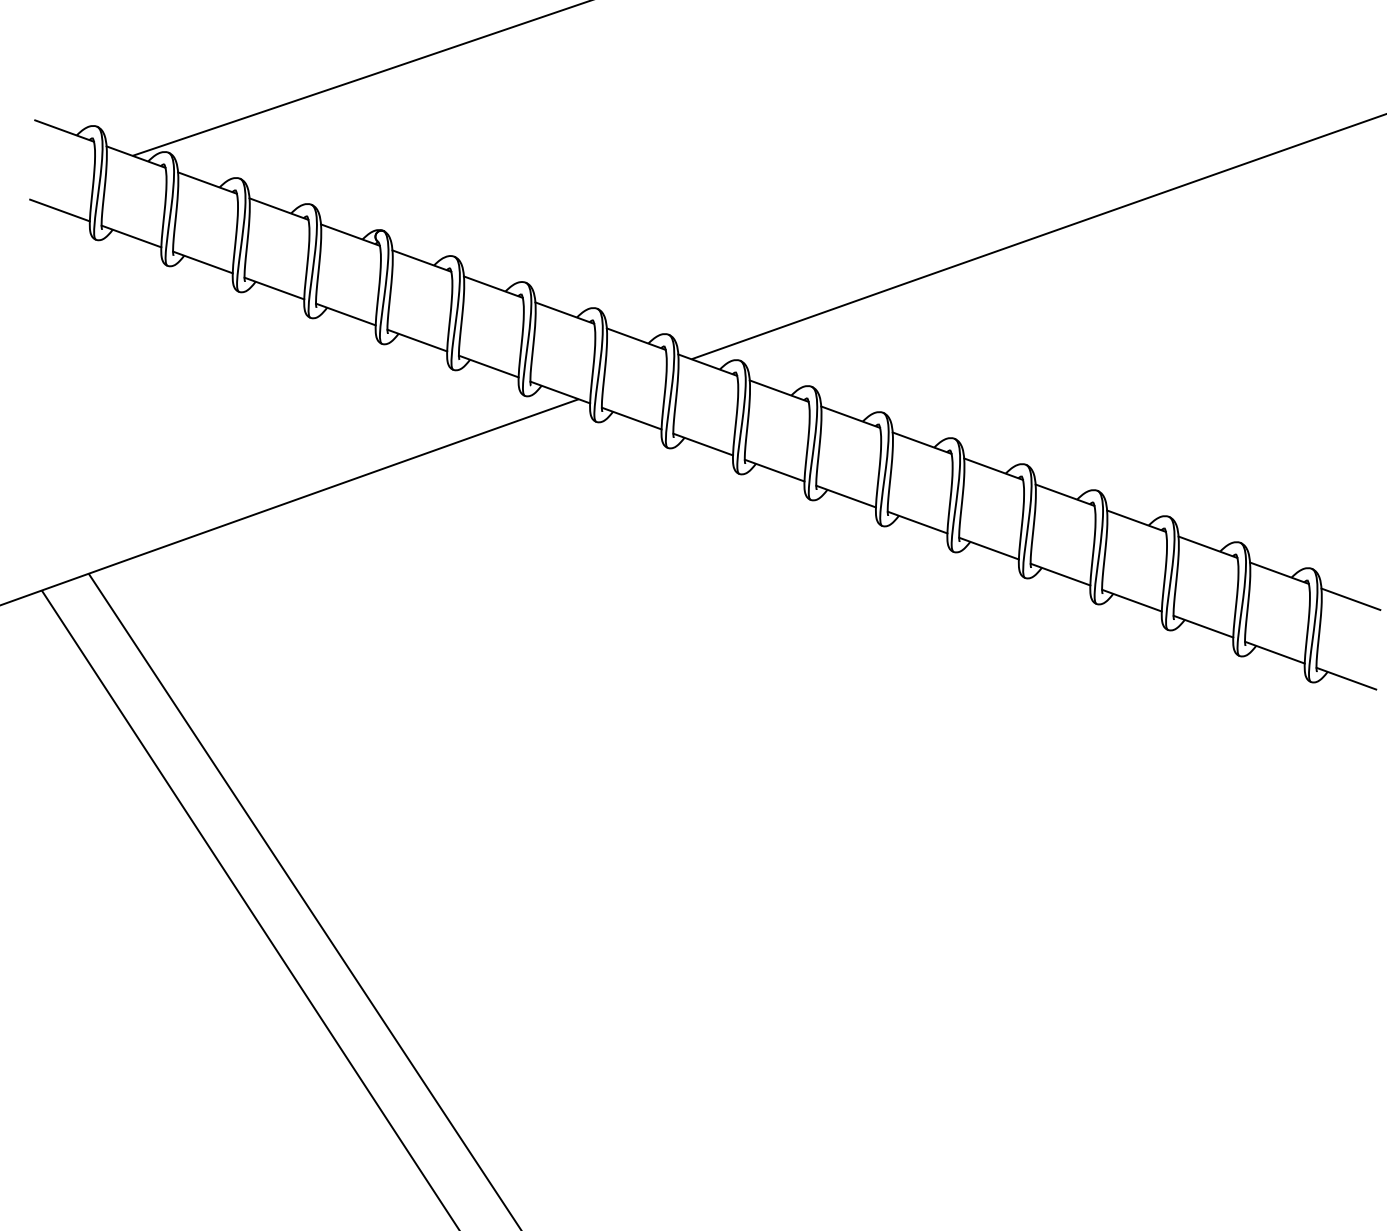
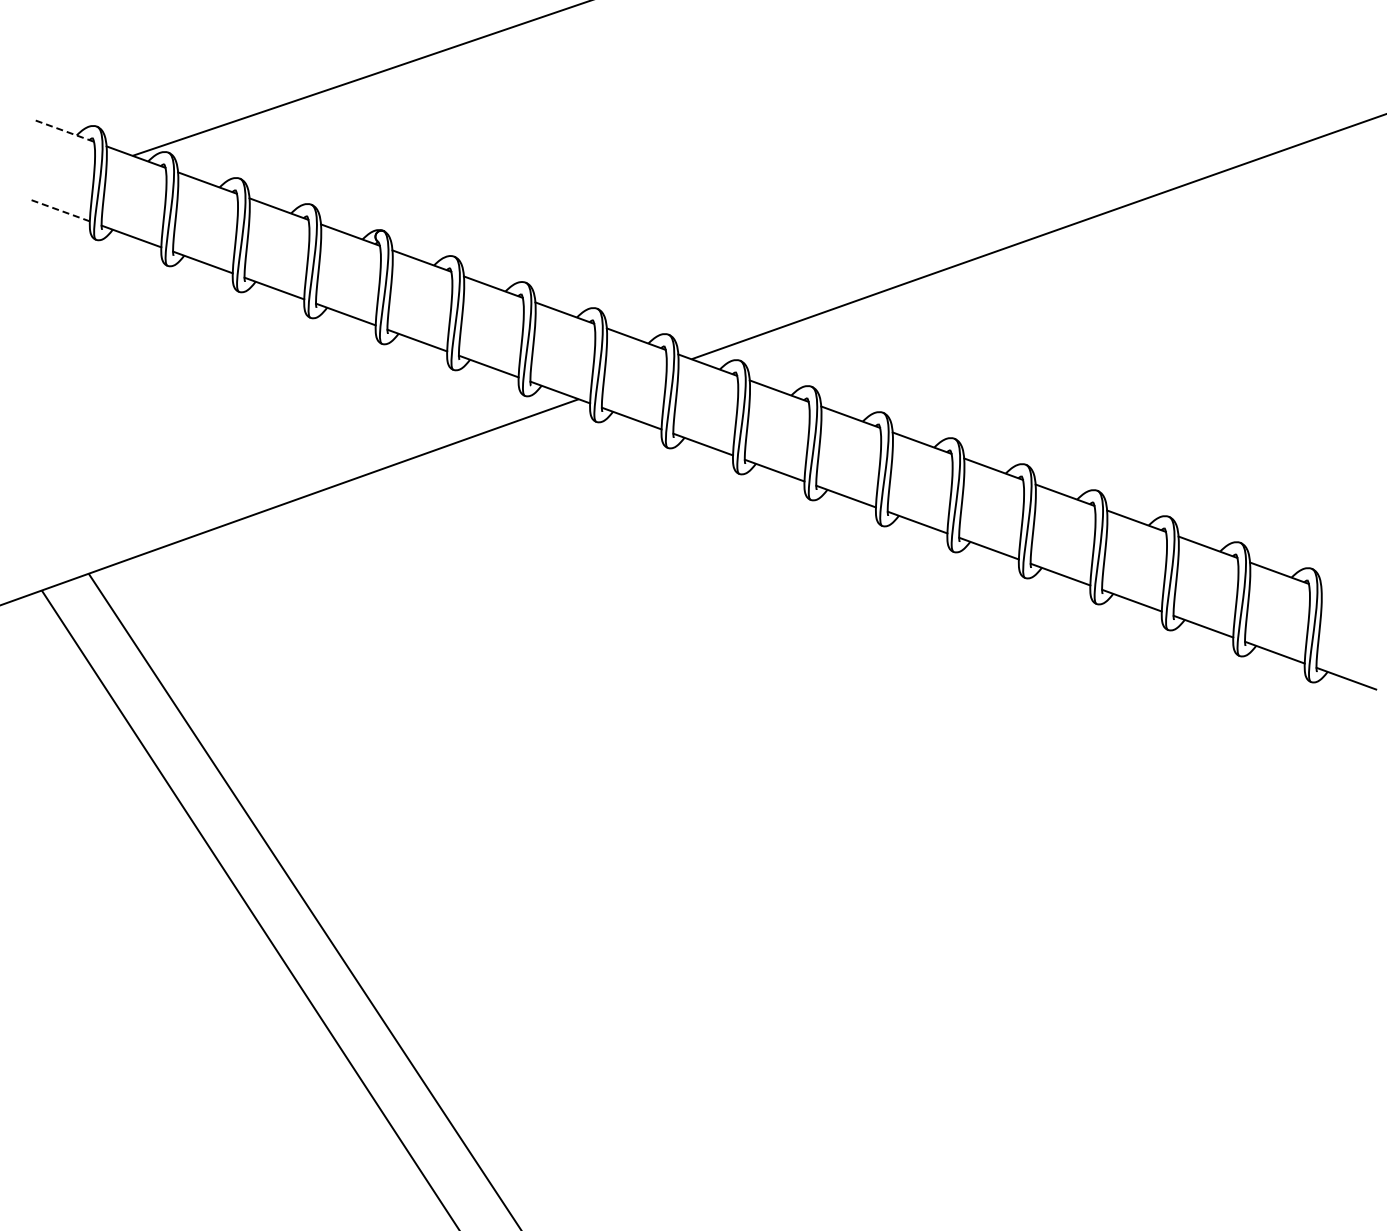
line: solid -> dashed (64, 130)
line: solid -> dashed (60, 210)
line: present -> none (1350, 599)
